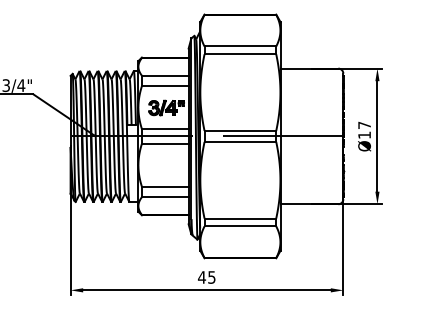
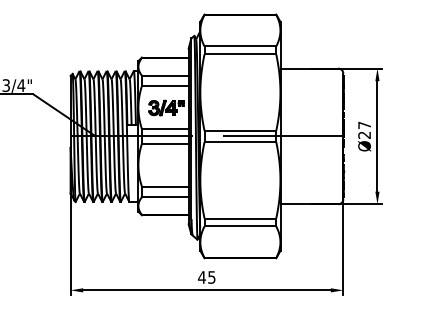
text: Ø17 -> Ø27 (364, 134)
